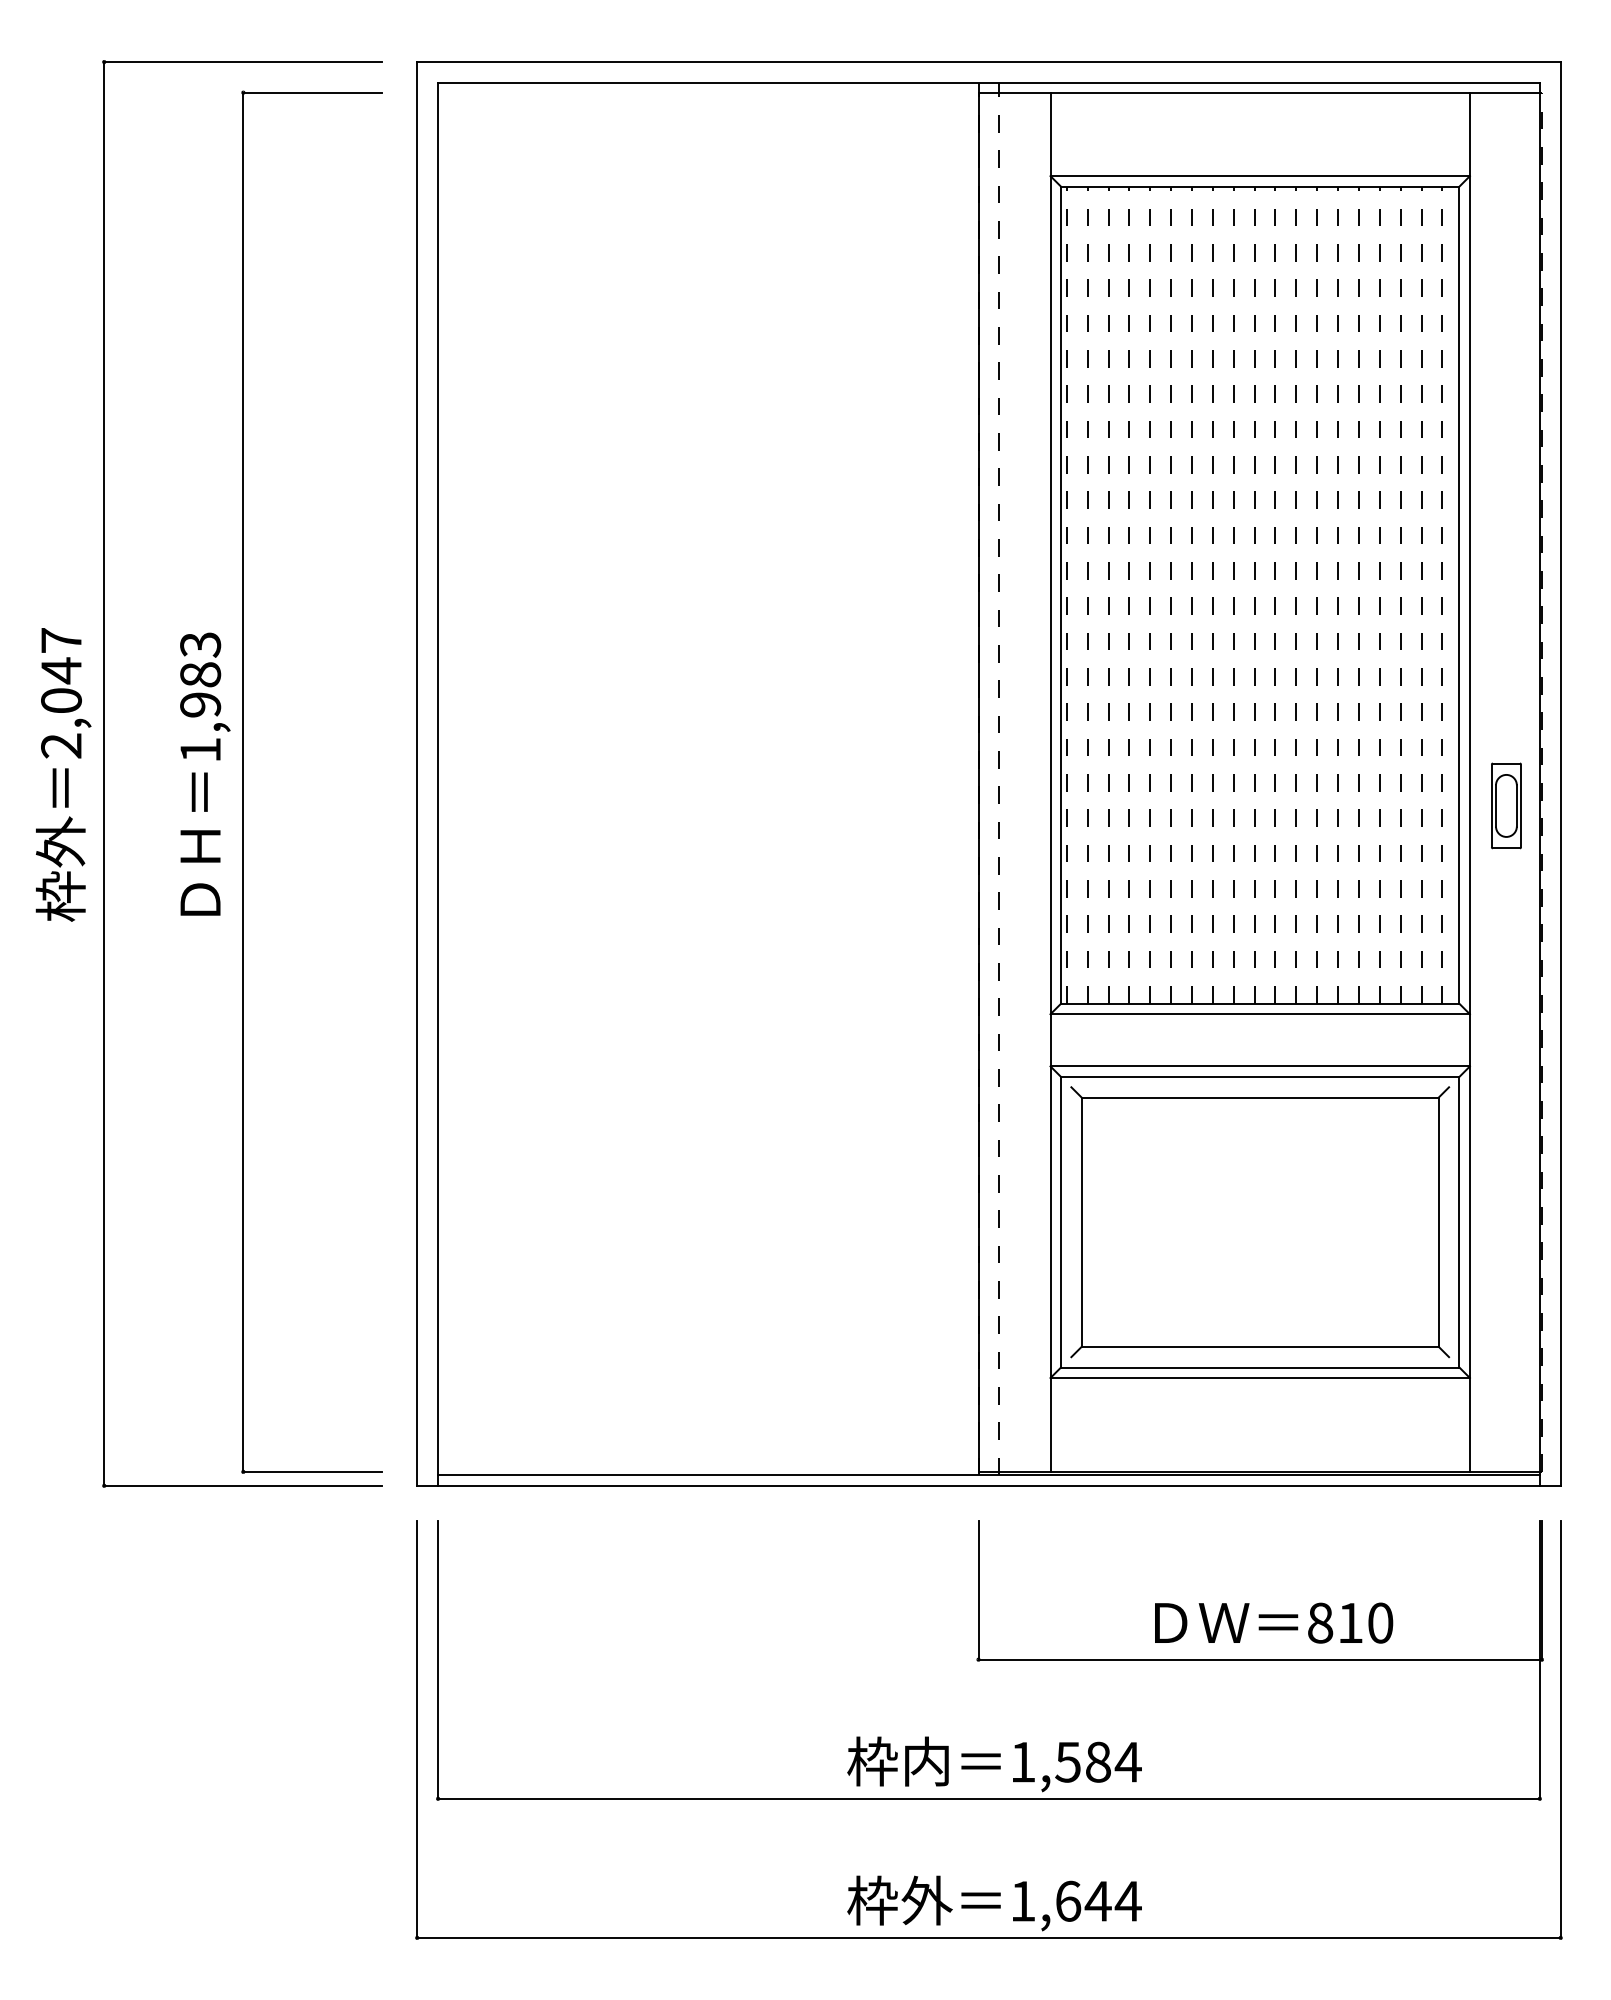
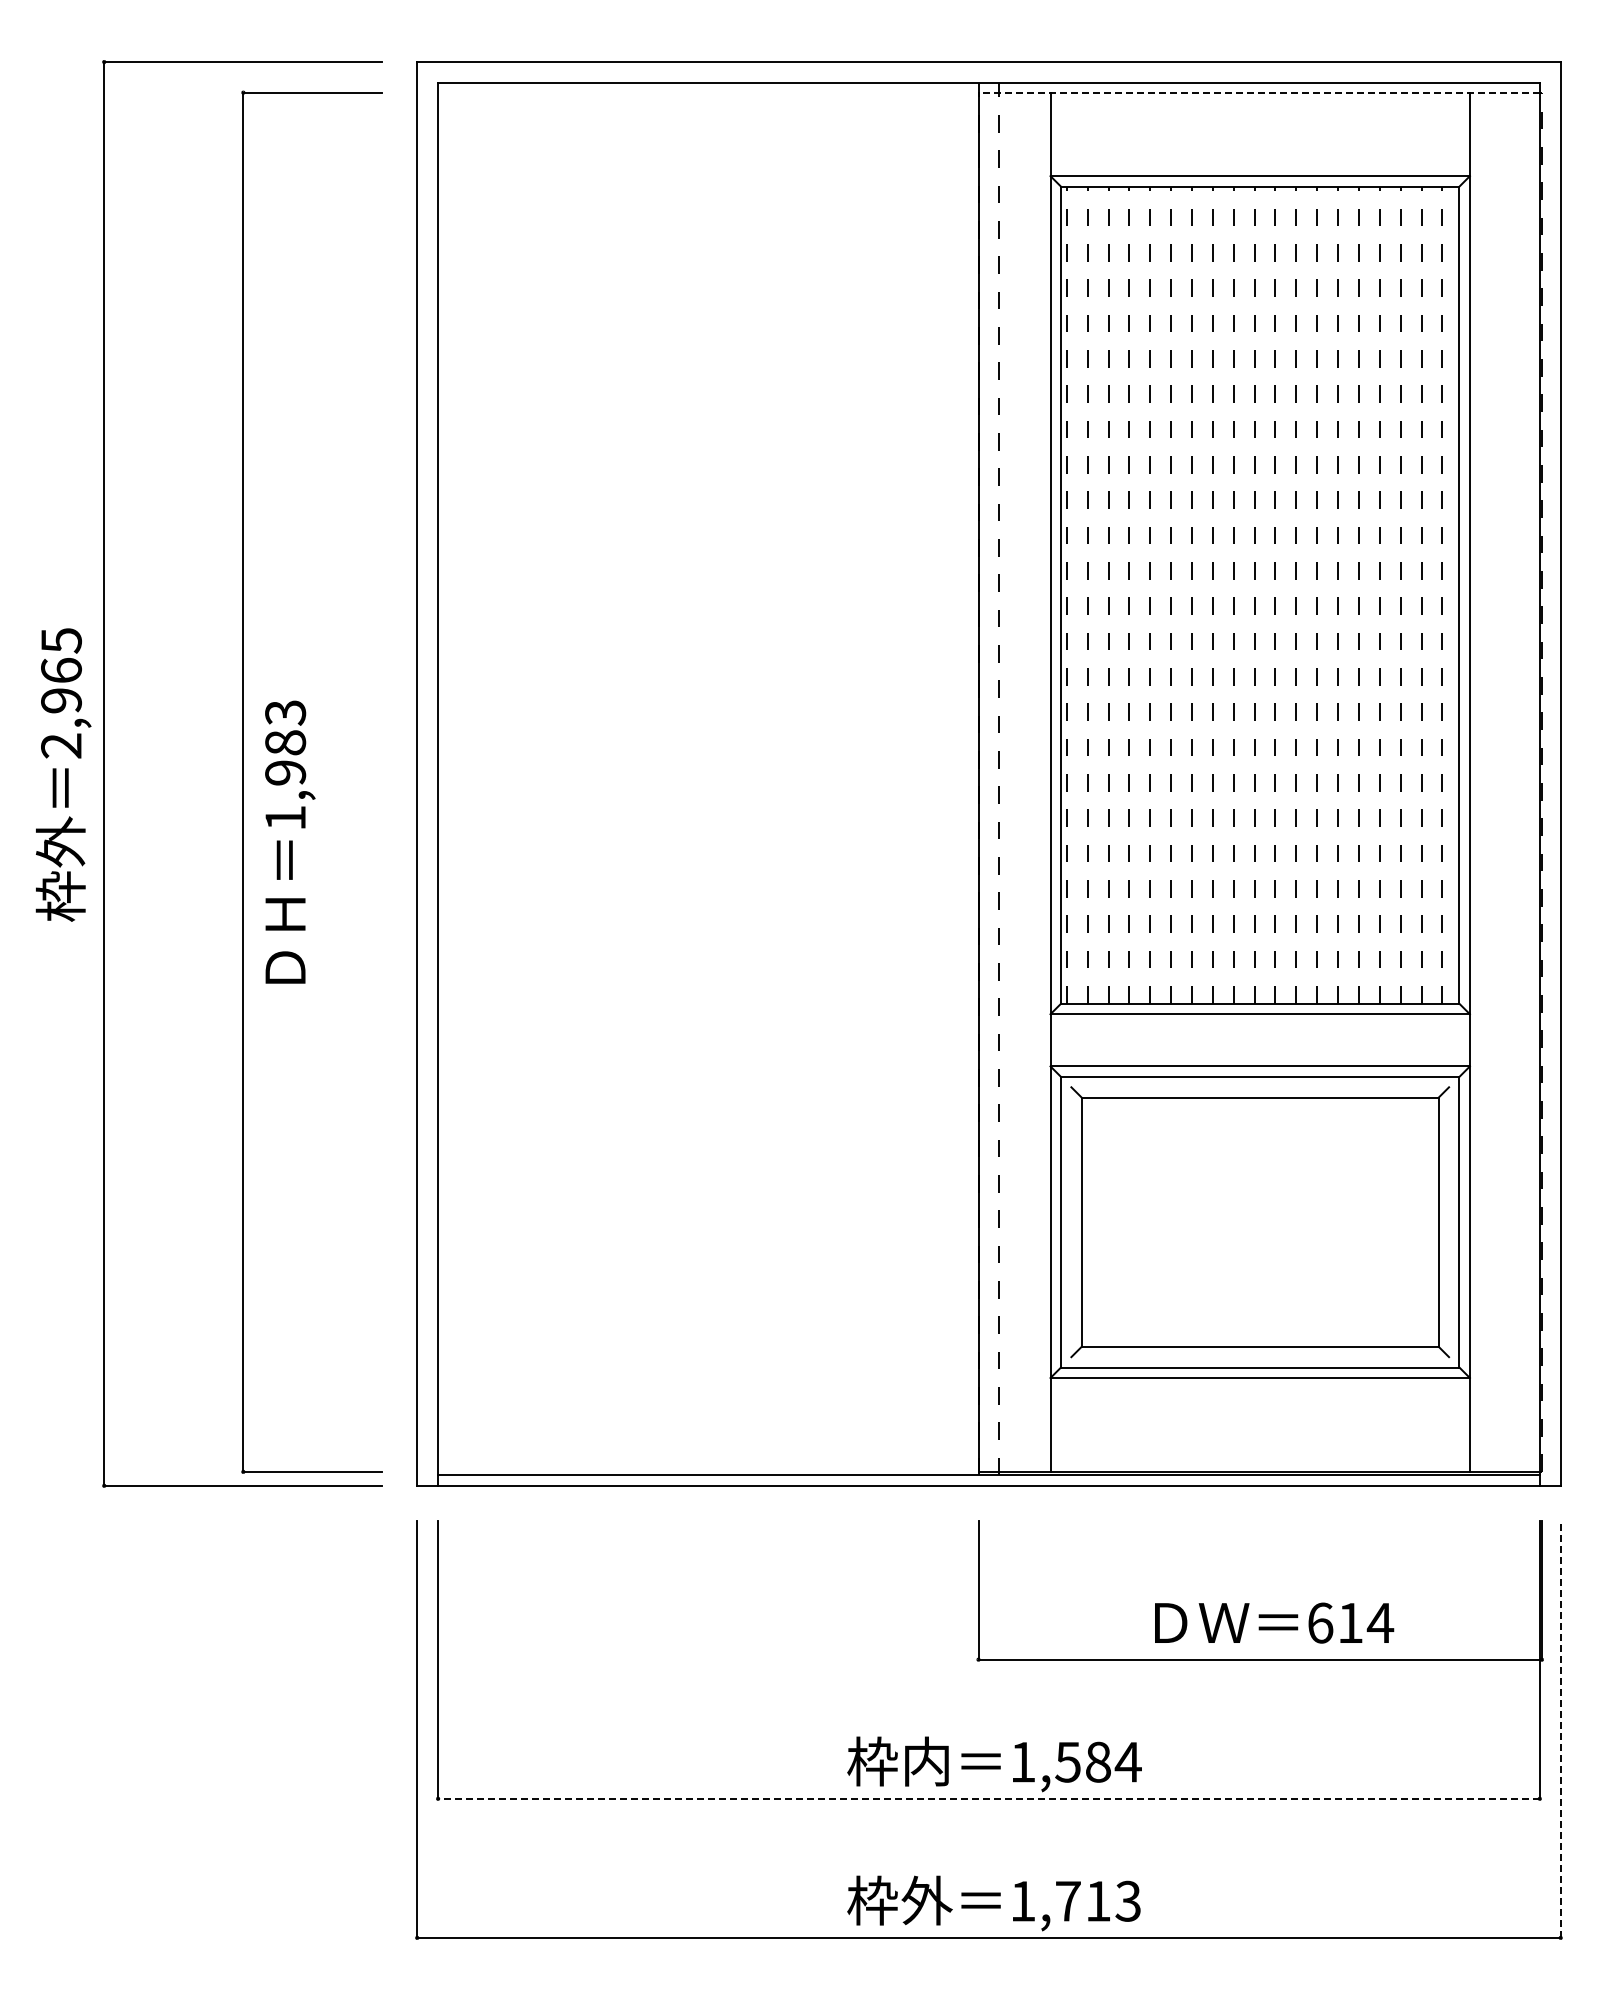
line: solid -> dashed (1259, 92)
text: 2,047 -> 2,965 (61, 670)
text position: (205, 773) -> (290, 841) (290, 841)
part: present -> none (1506, 805)
text: 810 -> 614 (1351, 1622)
line: solid -> dashed (1560, 1729)
line: solid -> dashed (988, 1798)
text: 1,644 -> 1,713 (1098, 1900)
